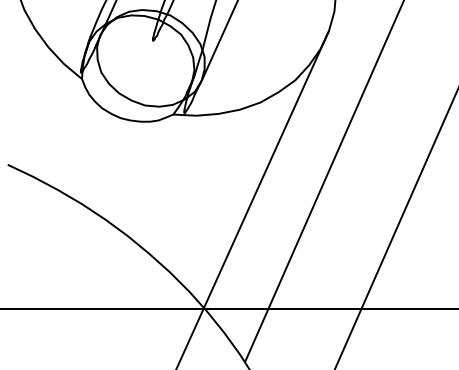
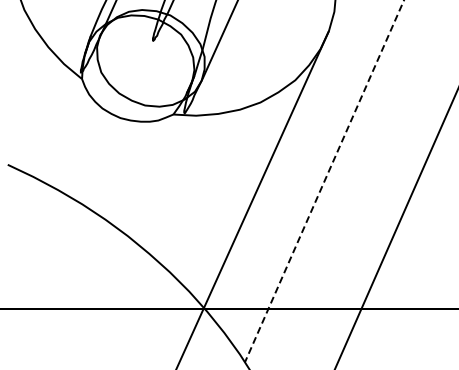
line: solid -> dashed (324, 181)
